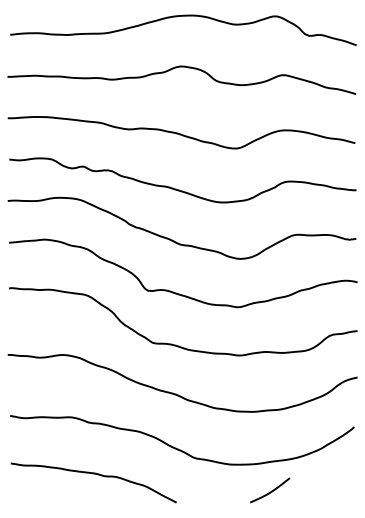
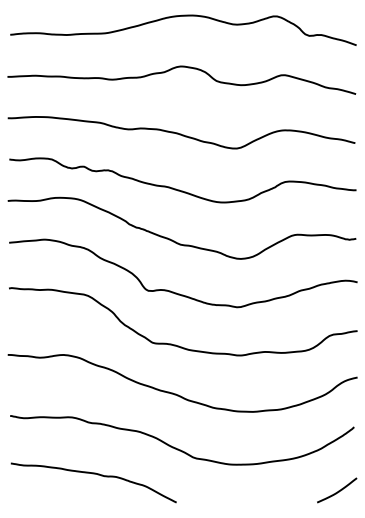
curve position: (271, 490) -> (338, 490) (338, 490)
